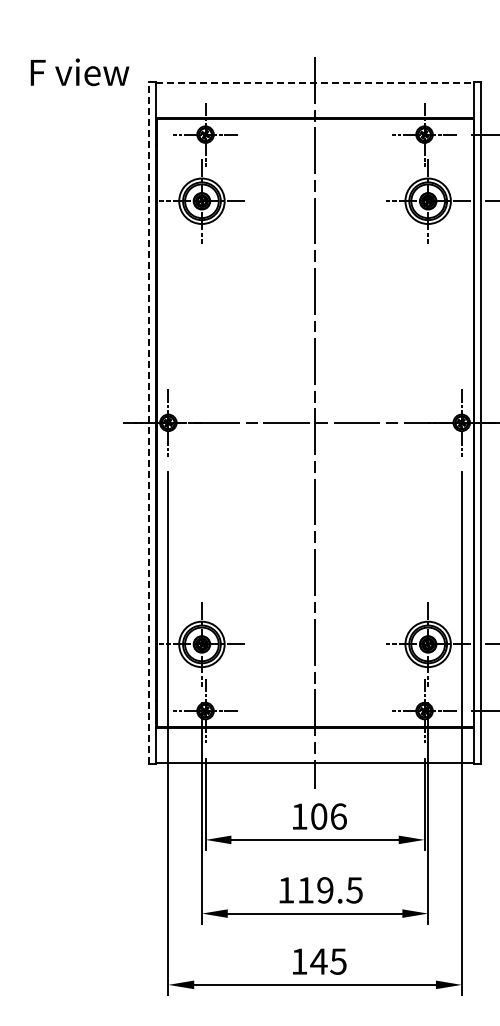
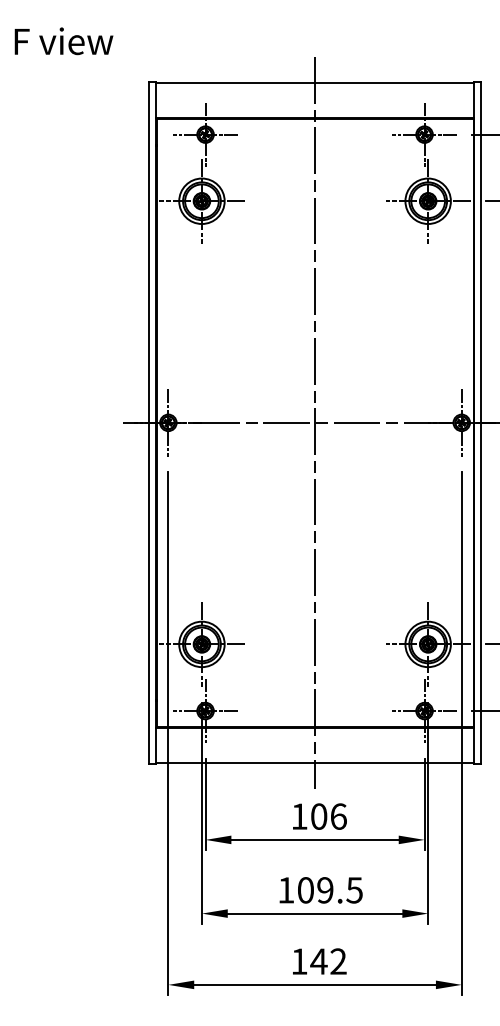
text position: (79, 72) -> (63, 41) (63, 41)
line: dashed -> solid (315, 83)
line: dashed -> solid (148, 422)
text: 119.5 -> 109.5 (305, 890)
text: 145 -> 142 (338, 961)
